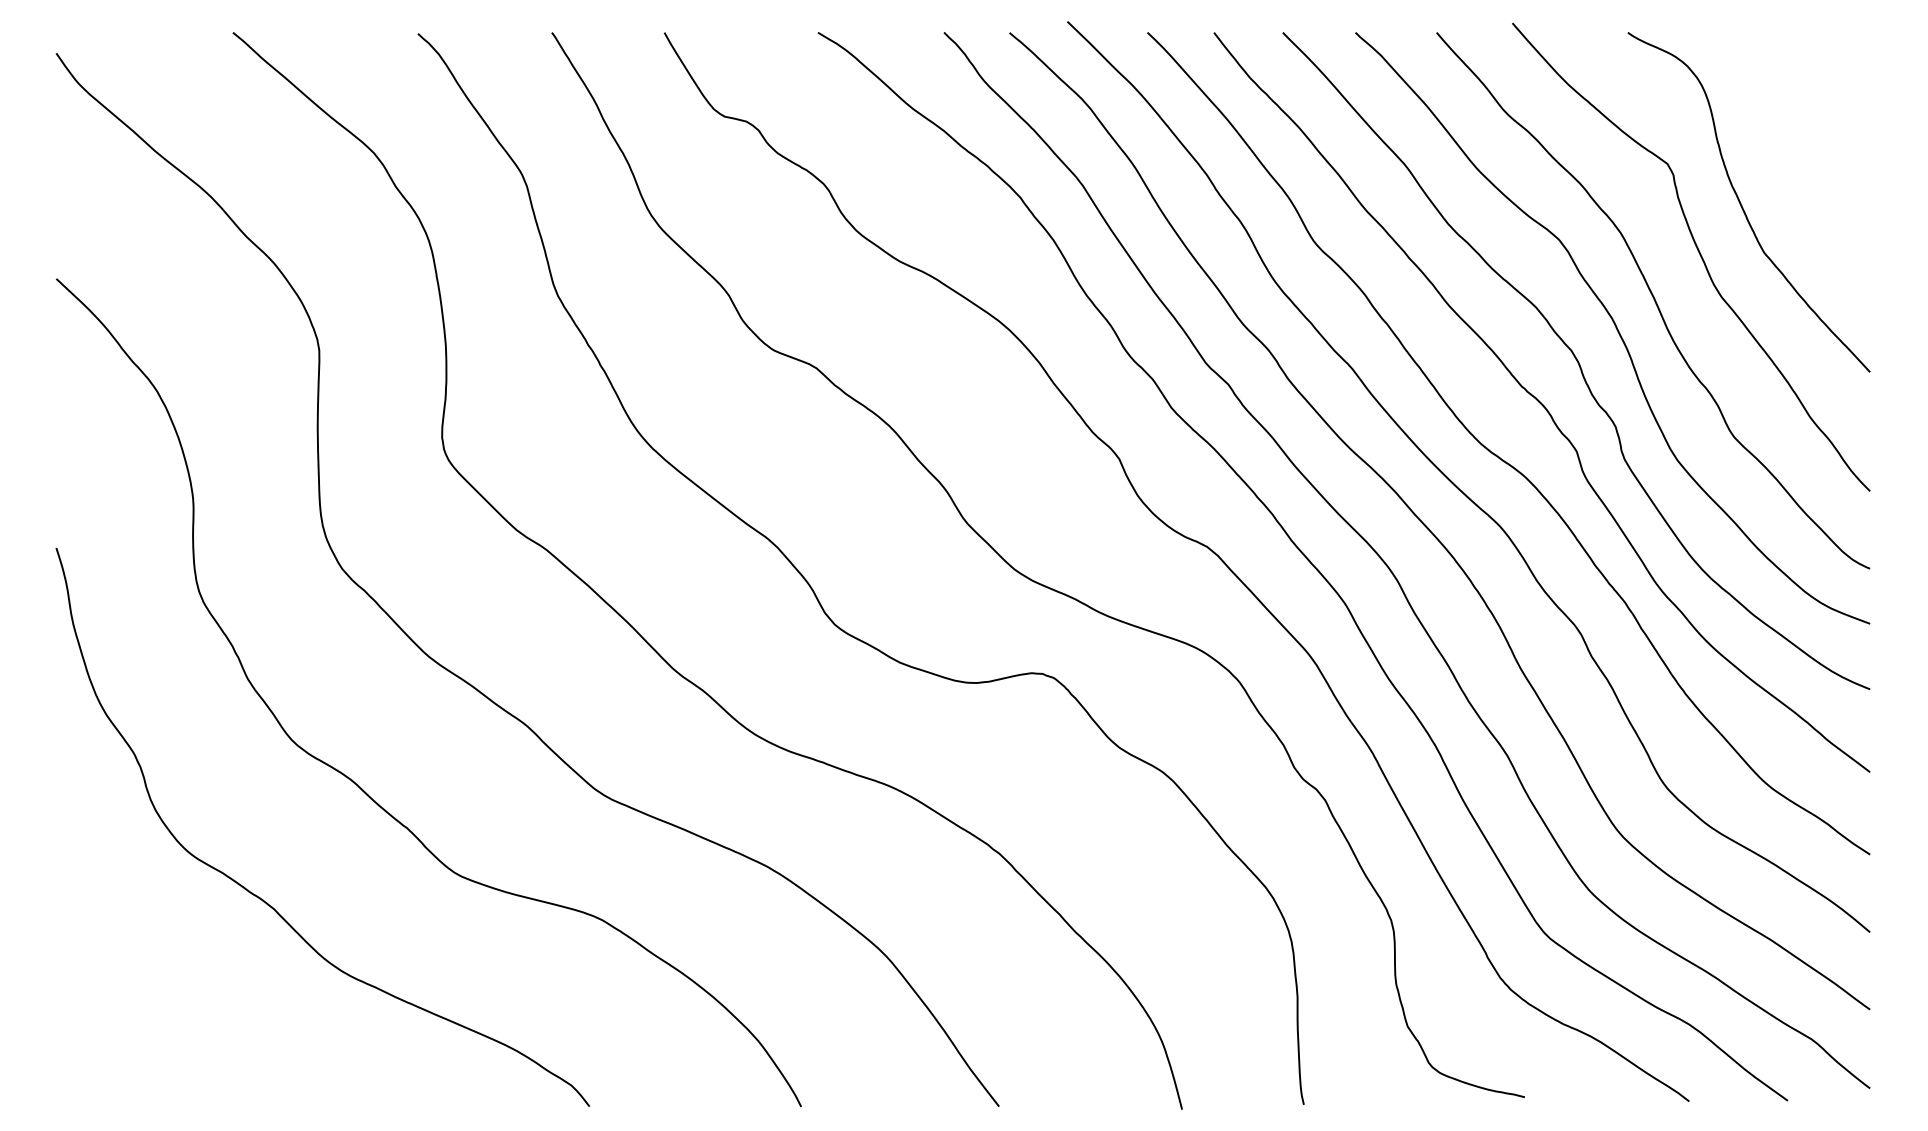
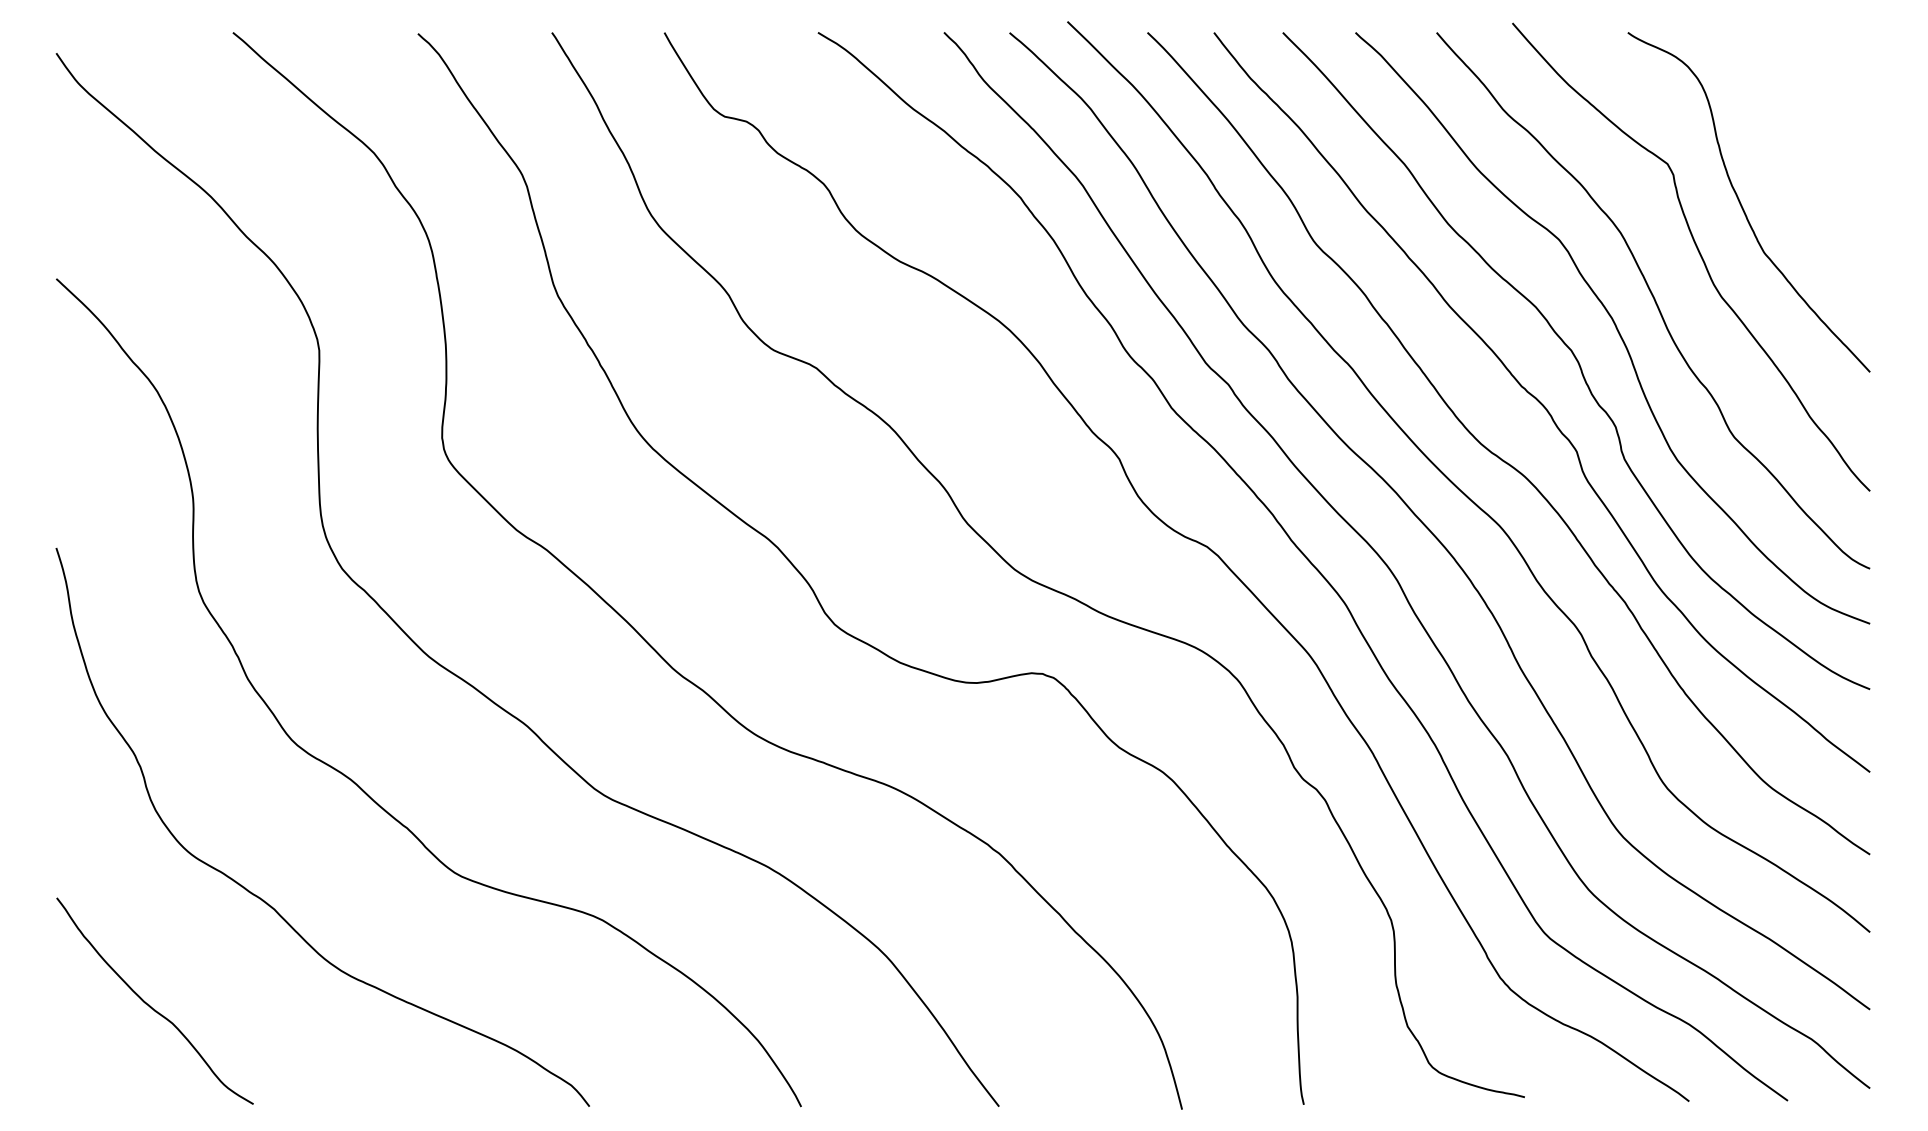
curve: none -> present (149, 1004)
